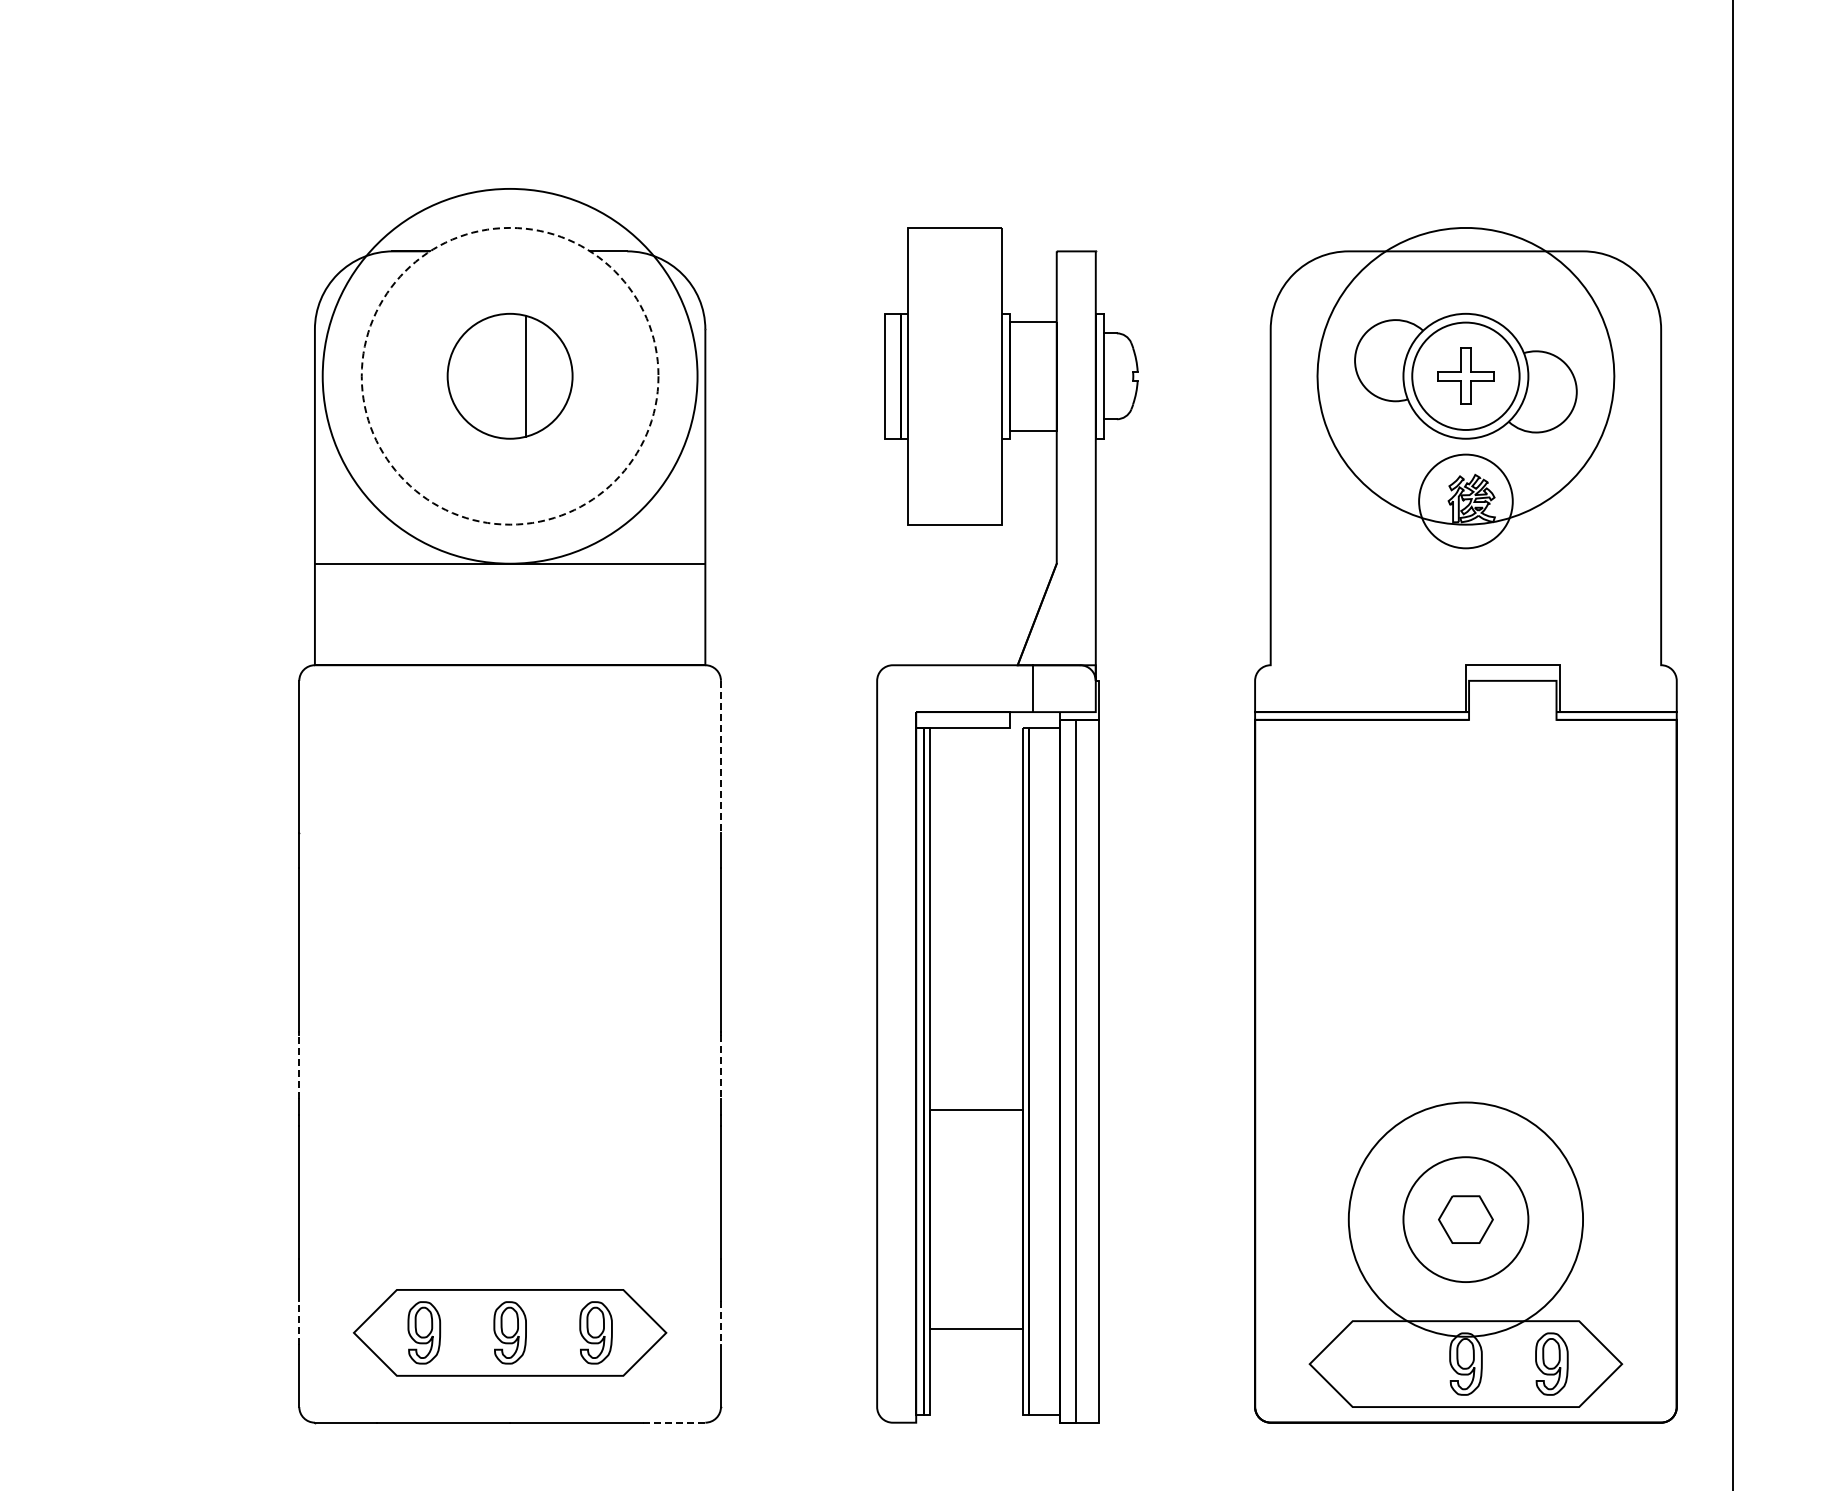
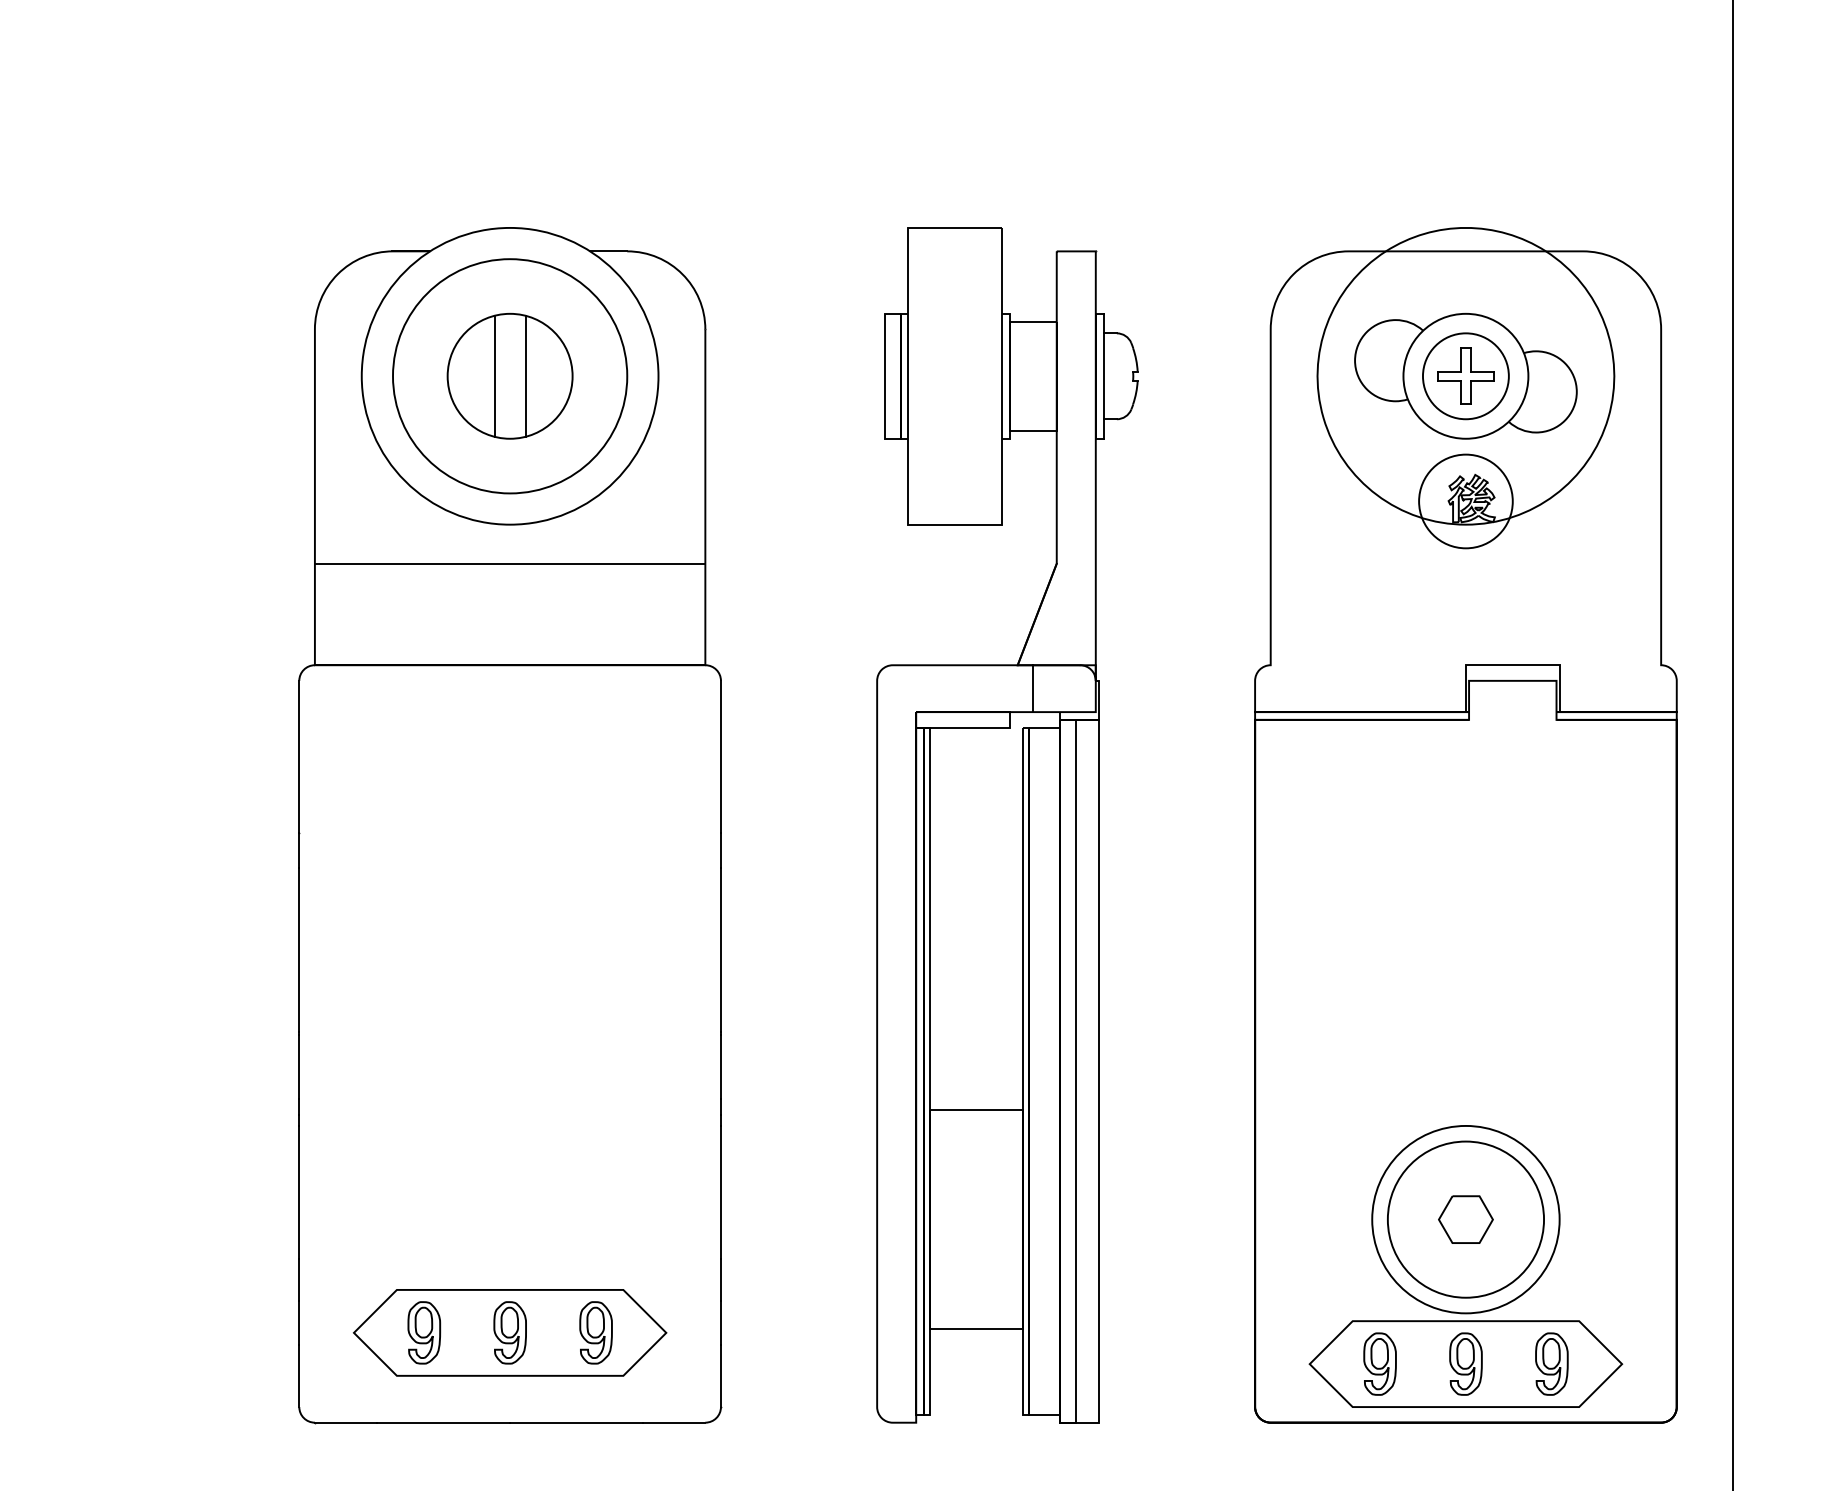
line: none -> present (494, 375)
circle diameter: 375 px -> 234 px (510, 376)
circle: dashed -> solid (509, 375)
circle diameter: 107 px -> 86 px (1465, 376)
line: dashed -> solid (720, 757)
line: dashed -> solid (299, 1067)
line: dashed -> solid (720, 1067)
circle diameter: 125 px -> 156 px (1465, 1219)
circle diameter: 234 px -> 187 px (1465, 1219)
line: dashed -> solid (299, 1323)
line: dashed -> solid (720, 1323)
part: none -> present (1379, 1363)
line: dashed -> solid (673, 1422)
